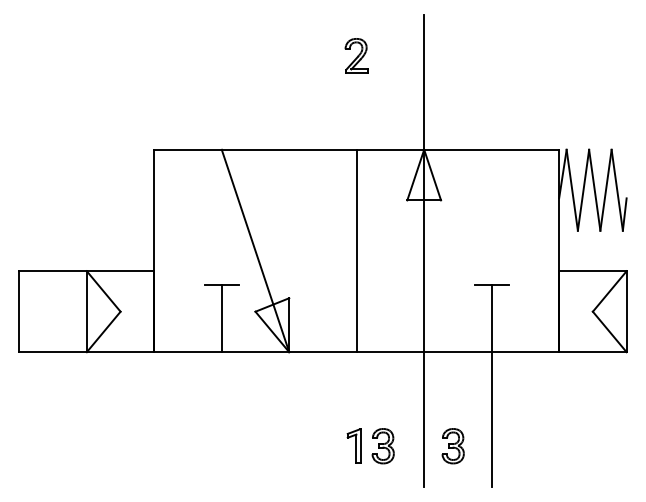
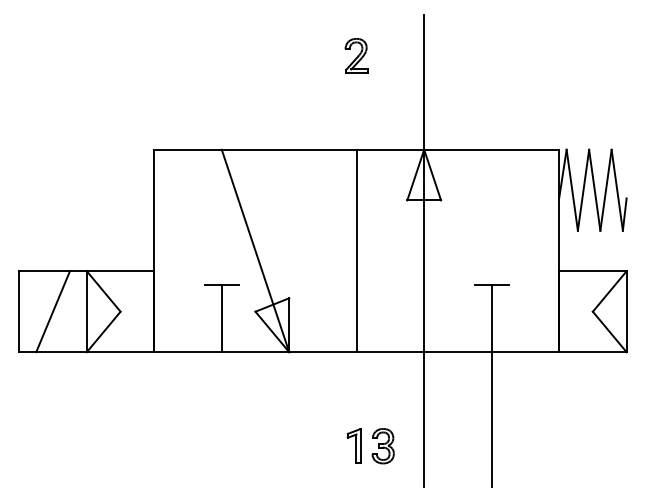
line: none -> present (52, 311)
part: present -> none (452, 446)
